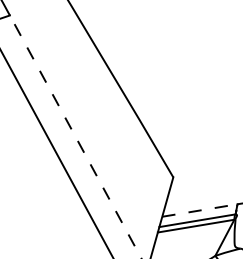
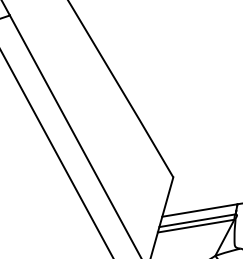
line: dashed -> solid (75, 136)
line: dashed -> solid (200, 210)
